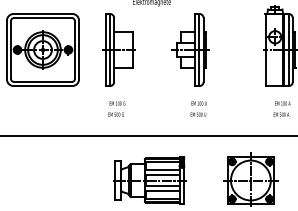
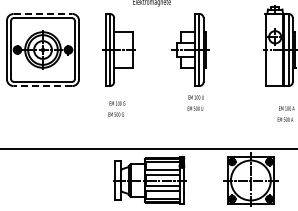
line: solid -> dashed (43, 13)
line: solid -> dashed (42, 86)
text position: (198, 108) -> (195, 102) (195, 102)
text position: (281, 108) -> (285, 113) (285, 113)
line position: (148, 136) -> (148, 149) (148, 149)
